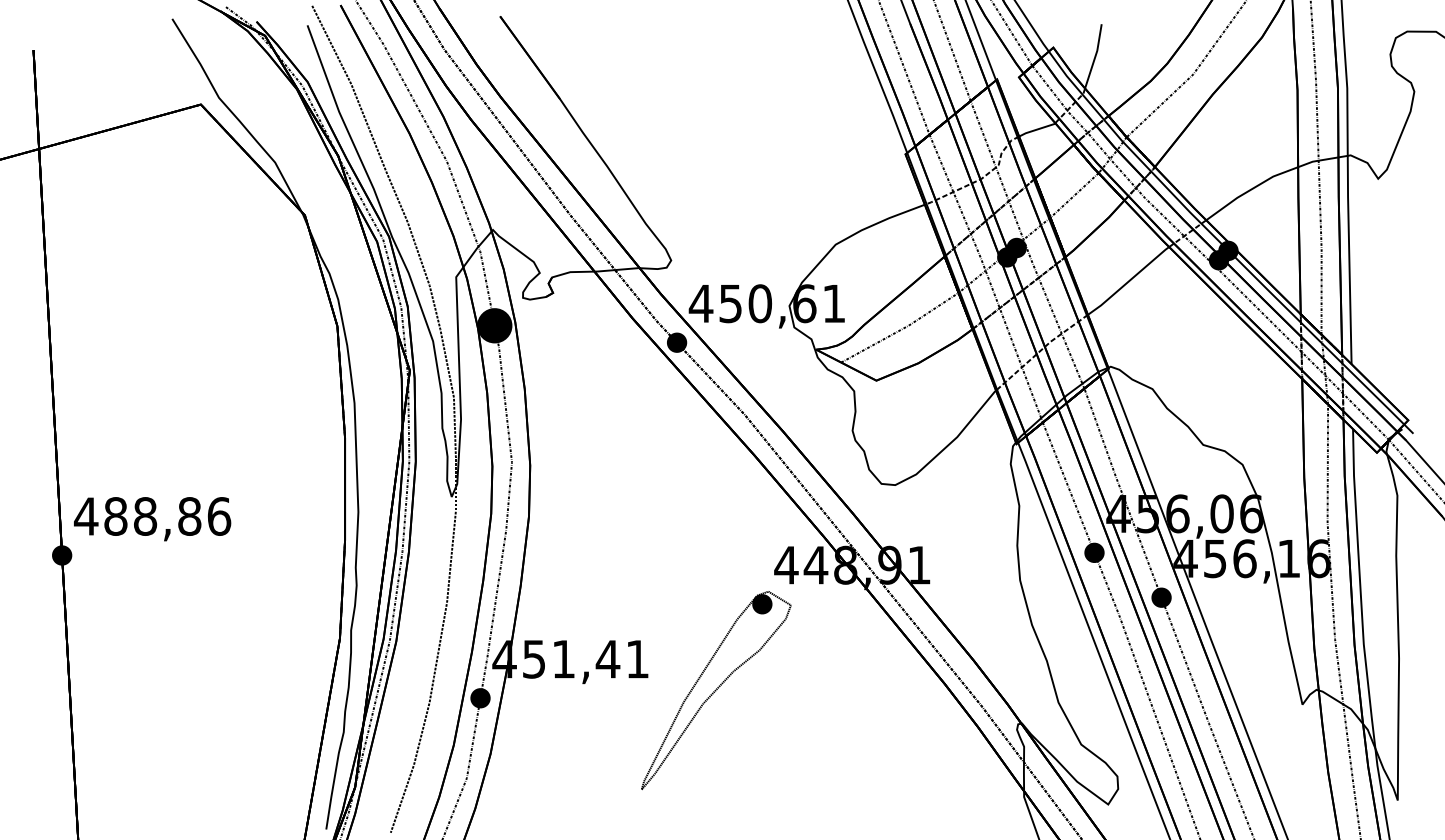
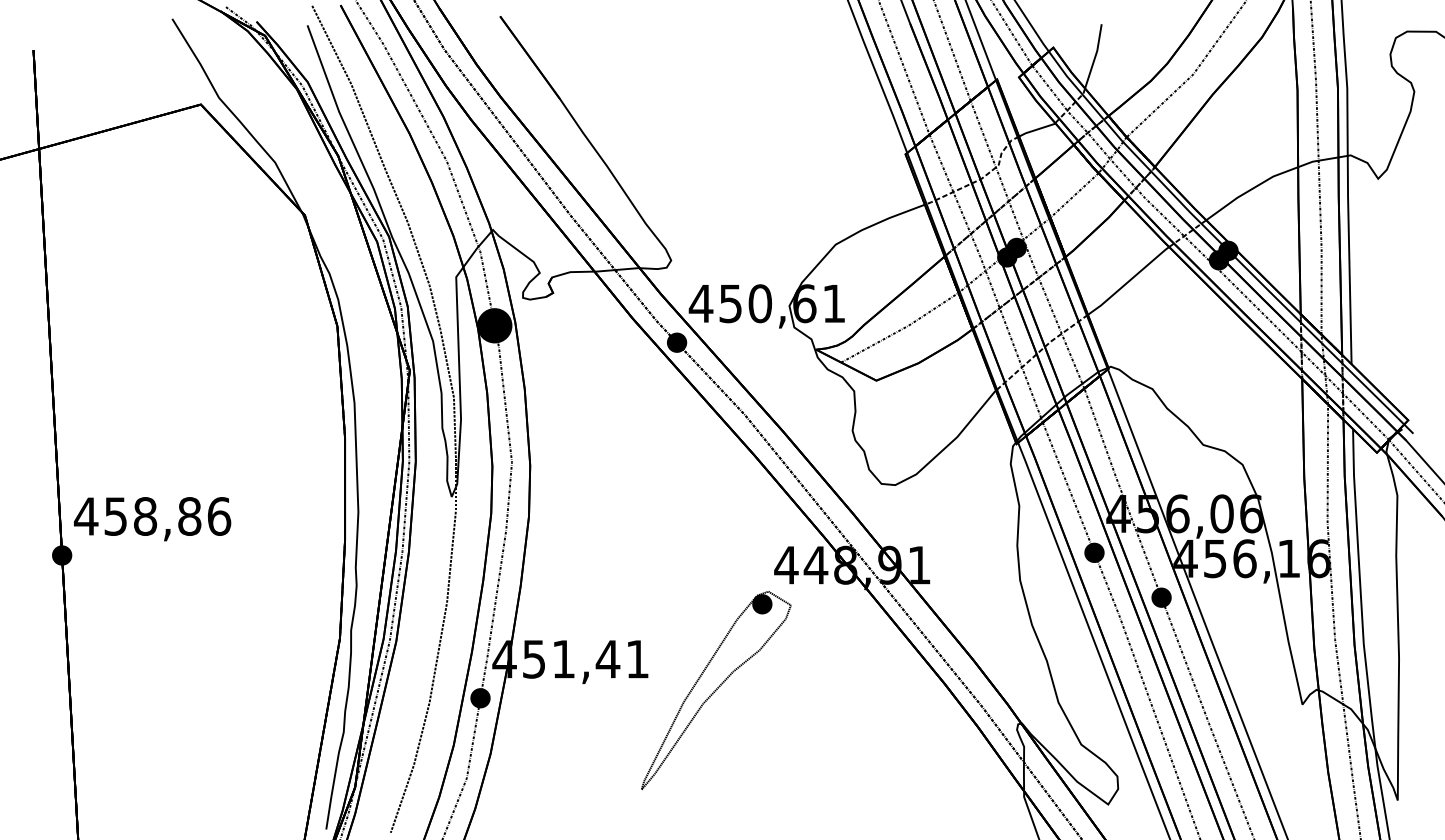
text: 488,86 -> 458,86 (115, 516)
